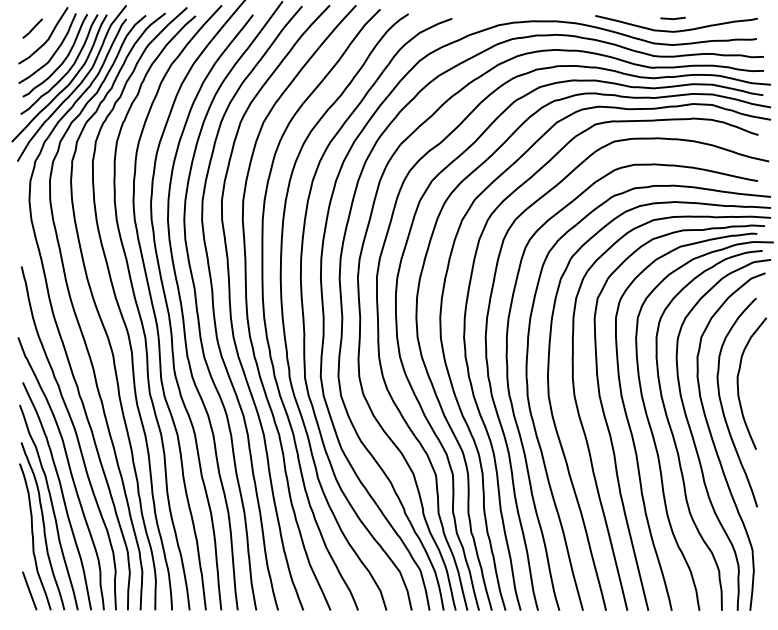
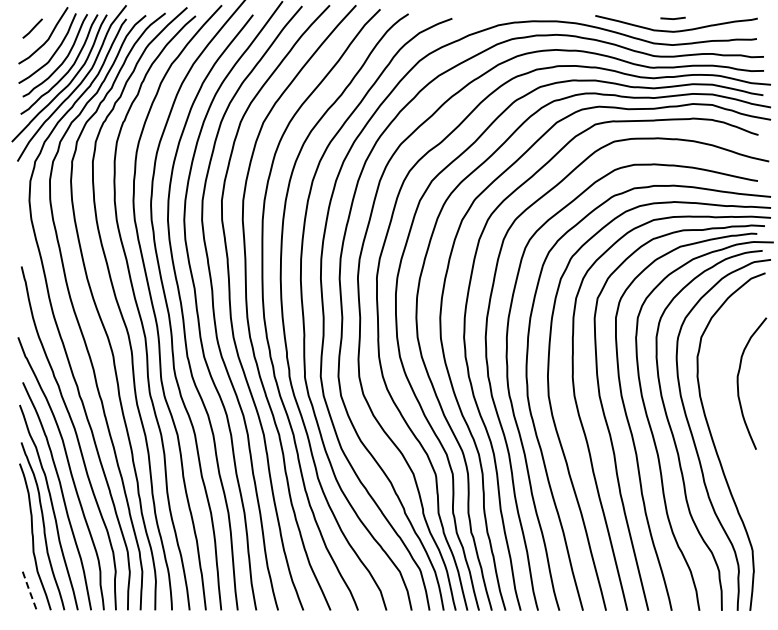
curve: present -> none (722, 404)
line: solid -> dashed (29, 590)
